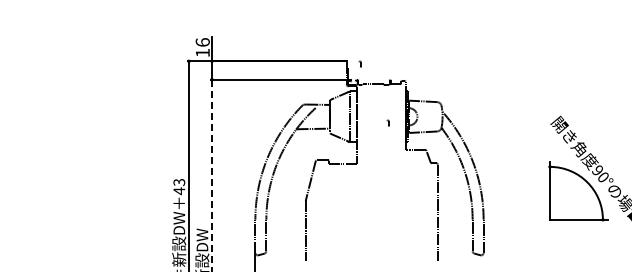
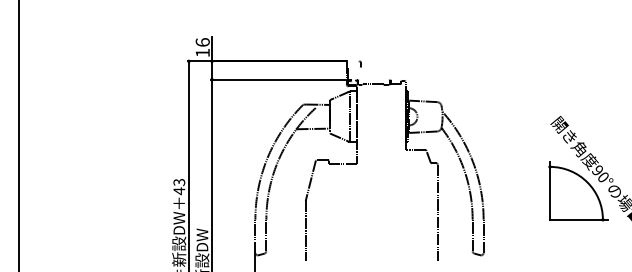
part: present -> none (387, 122)
line: none -> present (18, 135)
line: dashed -> solid (212, 175)
